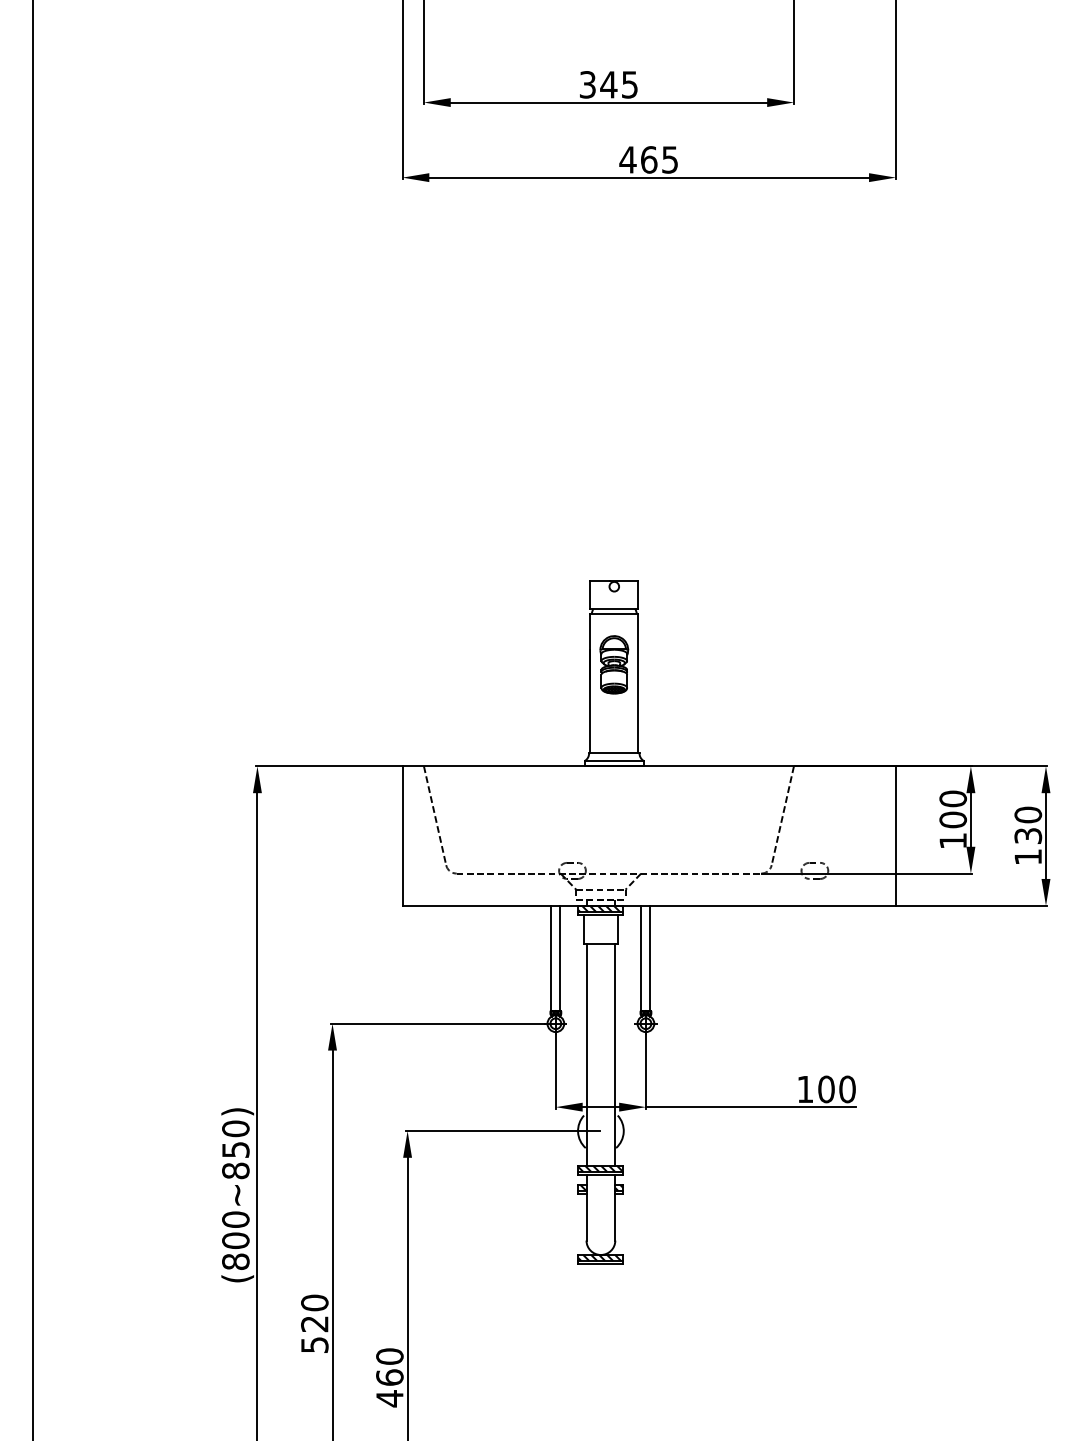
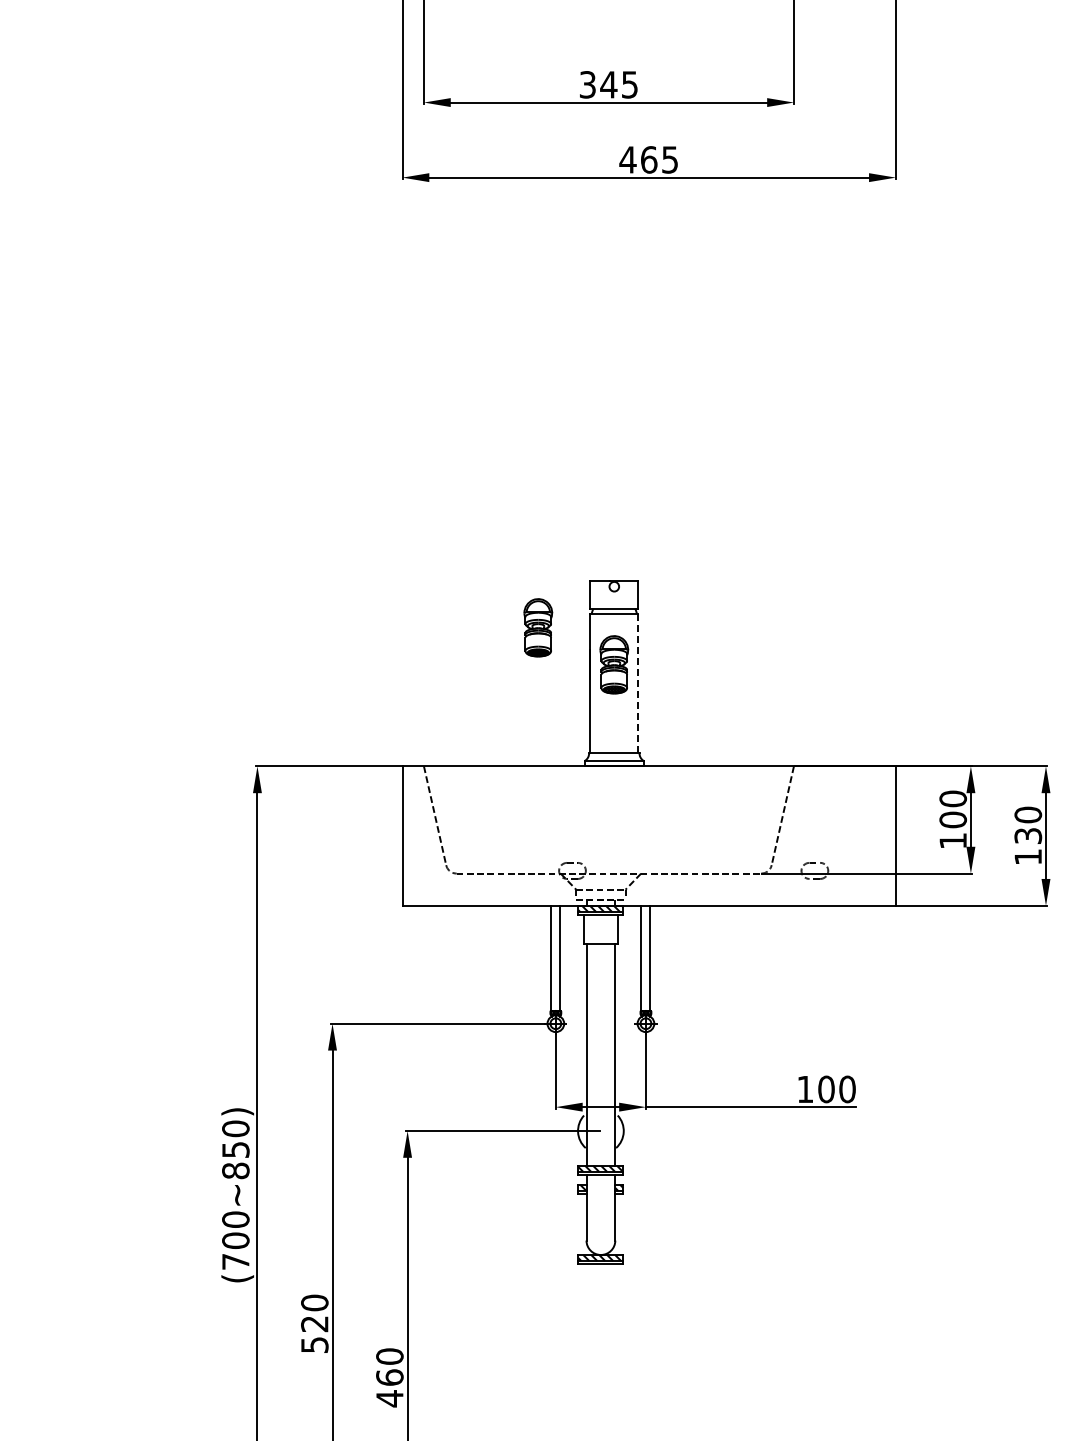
part: none -> present (538, 627)
line: solid -> dashed (638, 683)
line: present -> none (32, 719)
text: (800~850) -> (700~850) (235, 1261)
